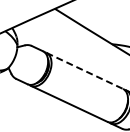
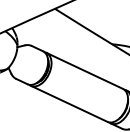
line: dashed -> solid (85, 71)
